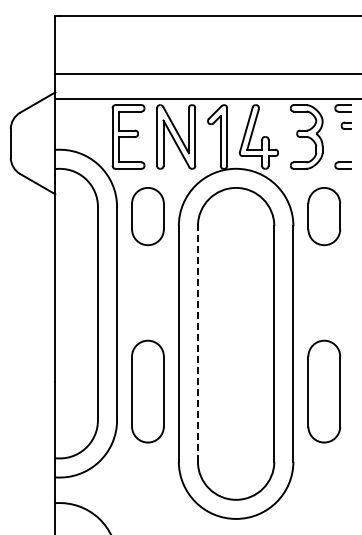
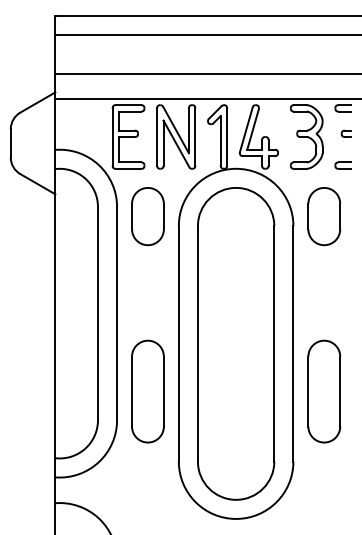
line: none -> present (206, 35)
part position: (345, 125) -> (345, 133) (345, 133)
line: dashed -> solid (197, 343)
